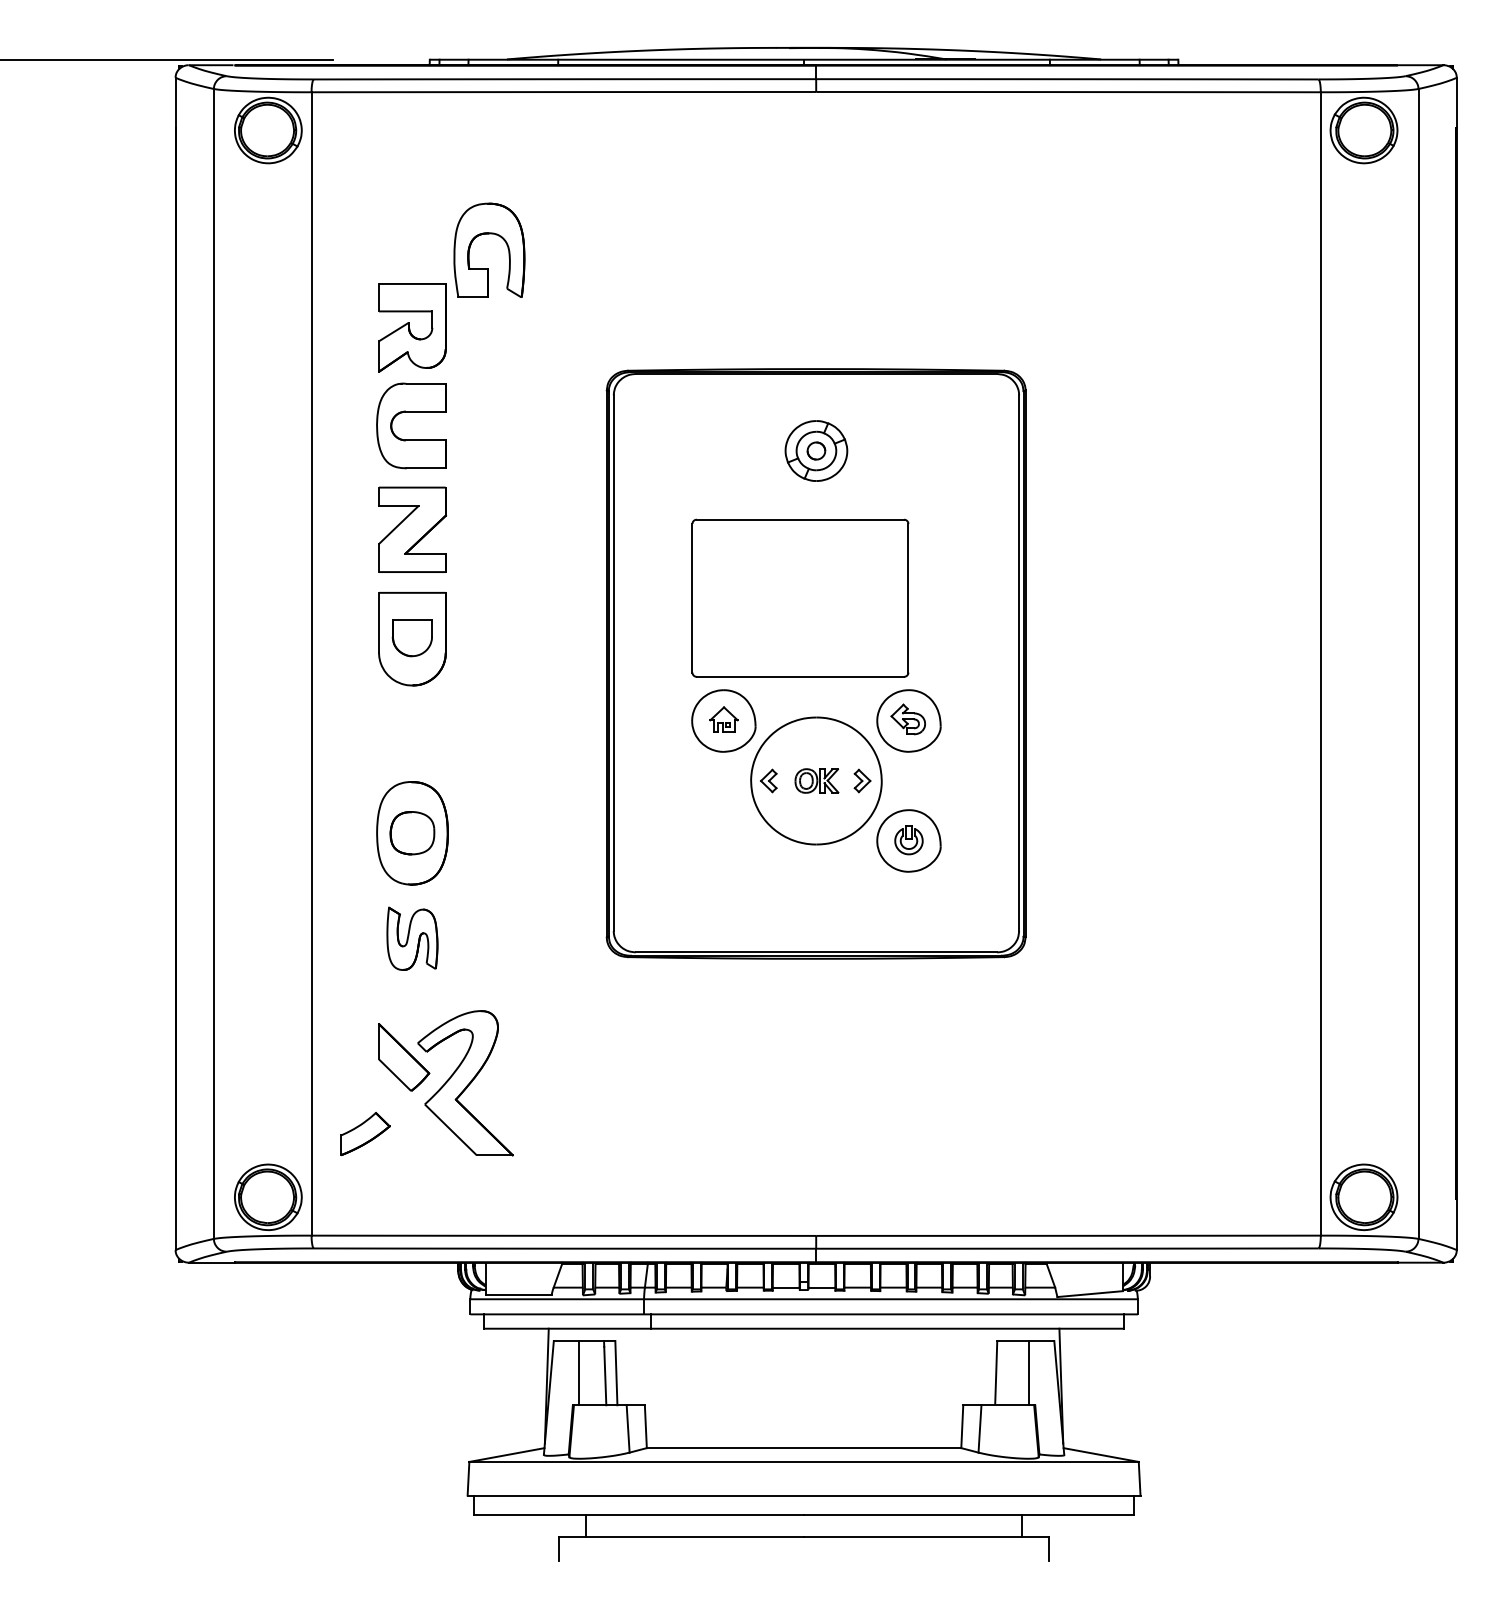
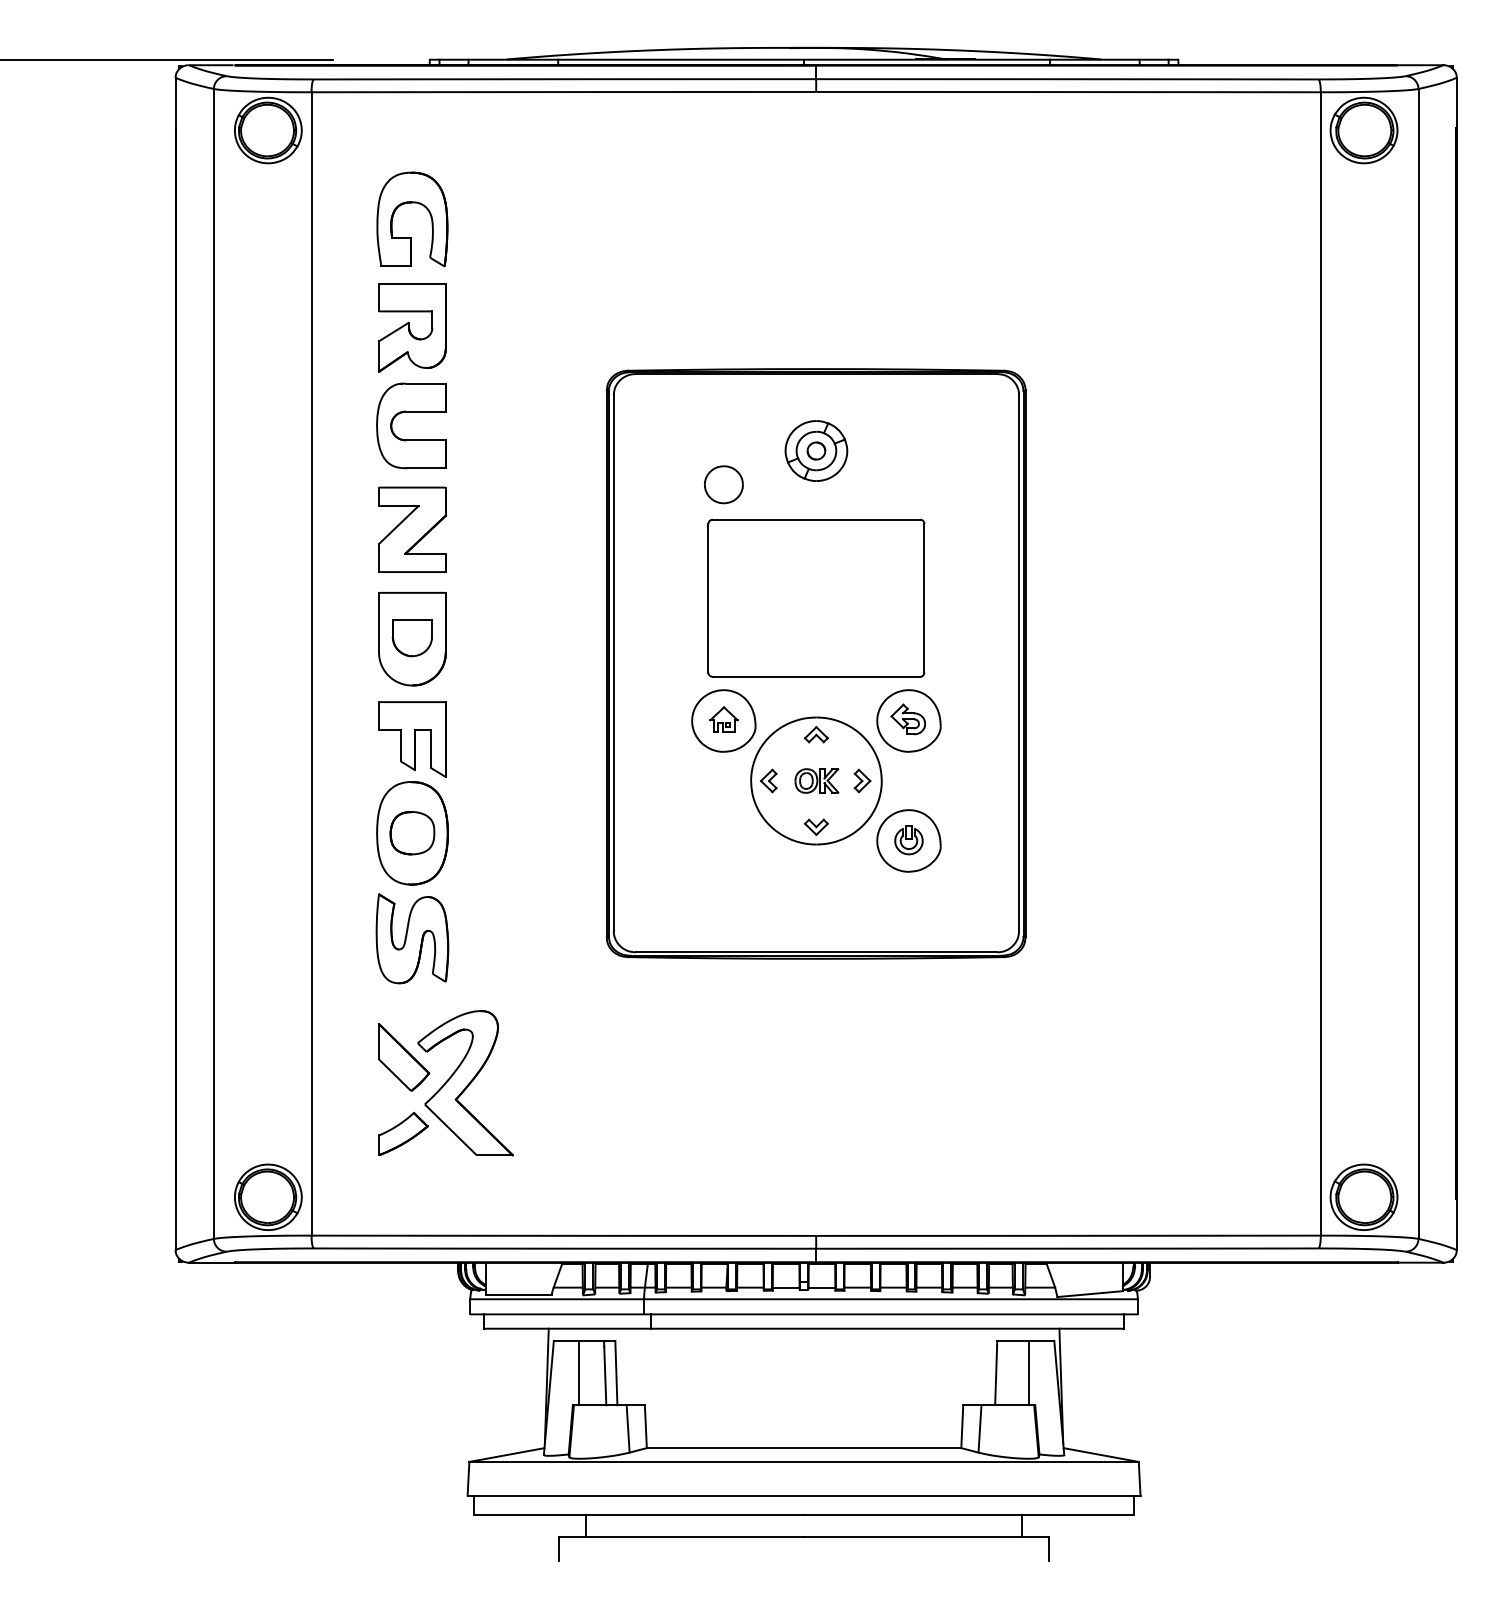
part position: (489, 234) -> (412, 203) (412, 203)
part: none -> present (723, 484)
part position: (800, 597) -> (816, 597) (816, 597)
part: none -> present (815, 734)
part: none -> present (412, 739)
part: none -> present (815, 826)
part size: 53x65 px -> 75x92 px (412, 938)
part position: (365, 1133) -> (403, 1133) (403, 1133)
